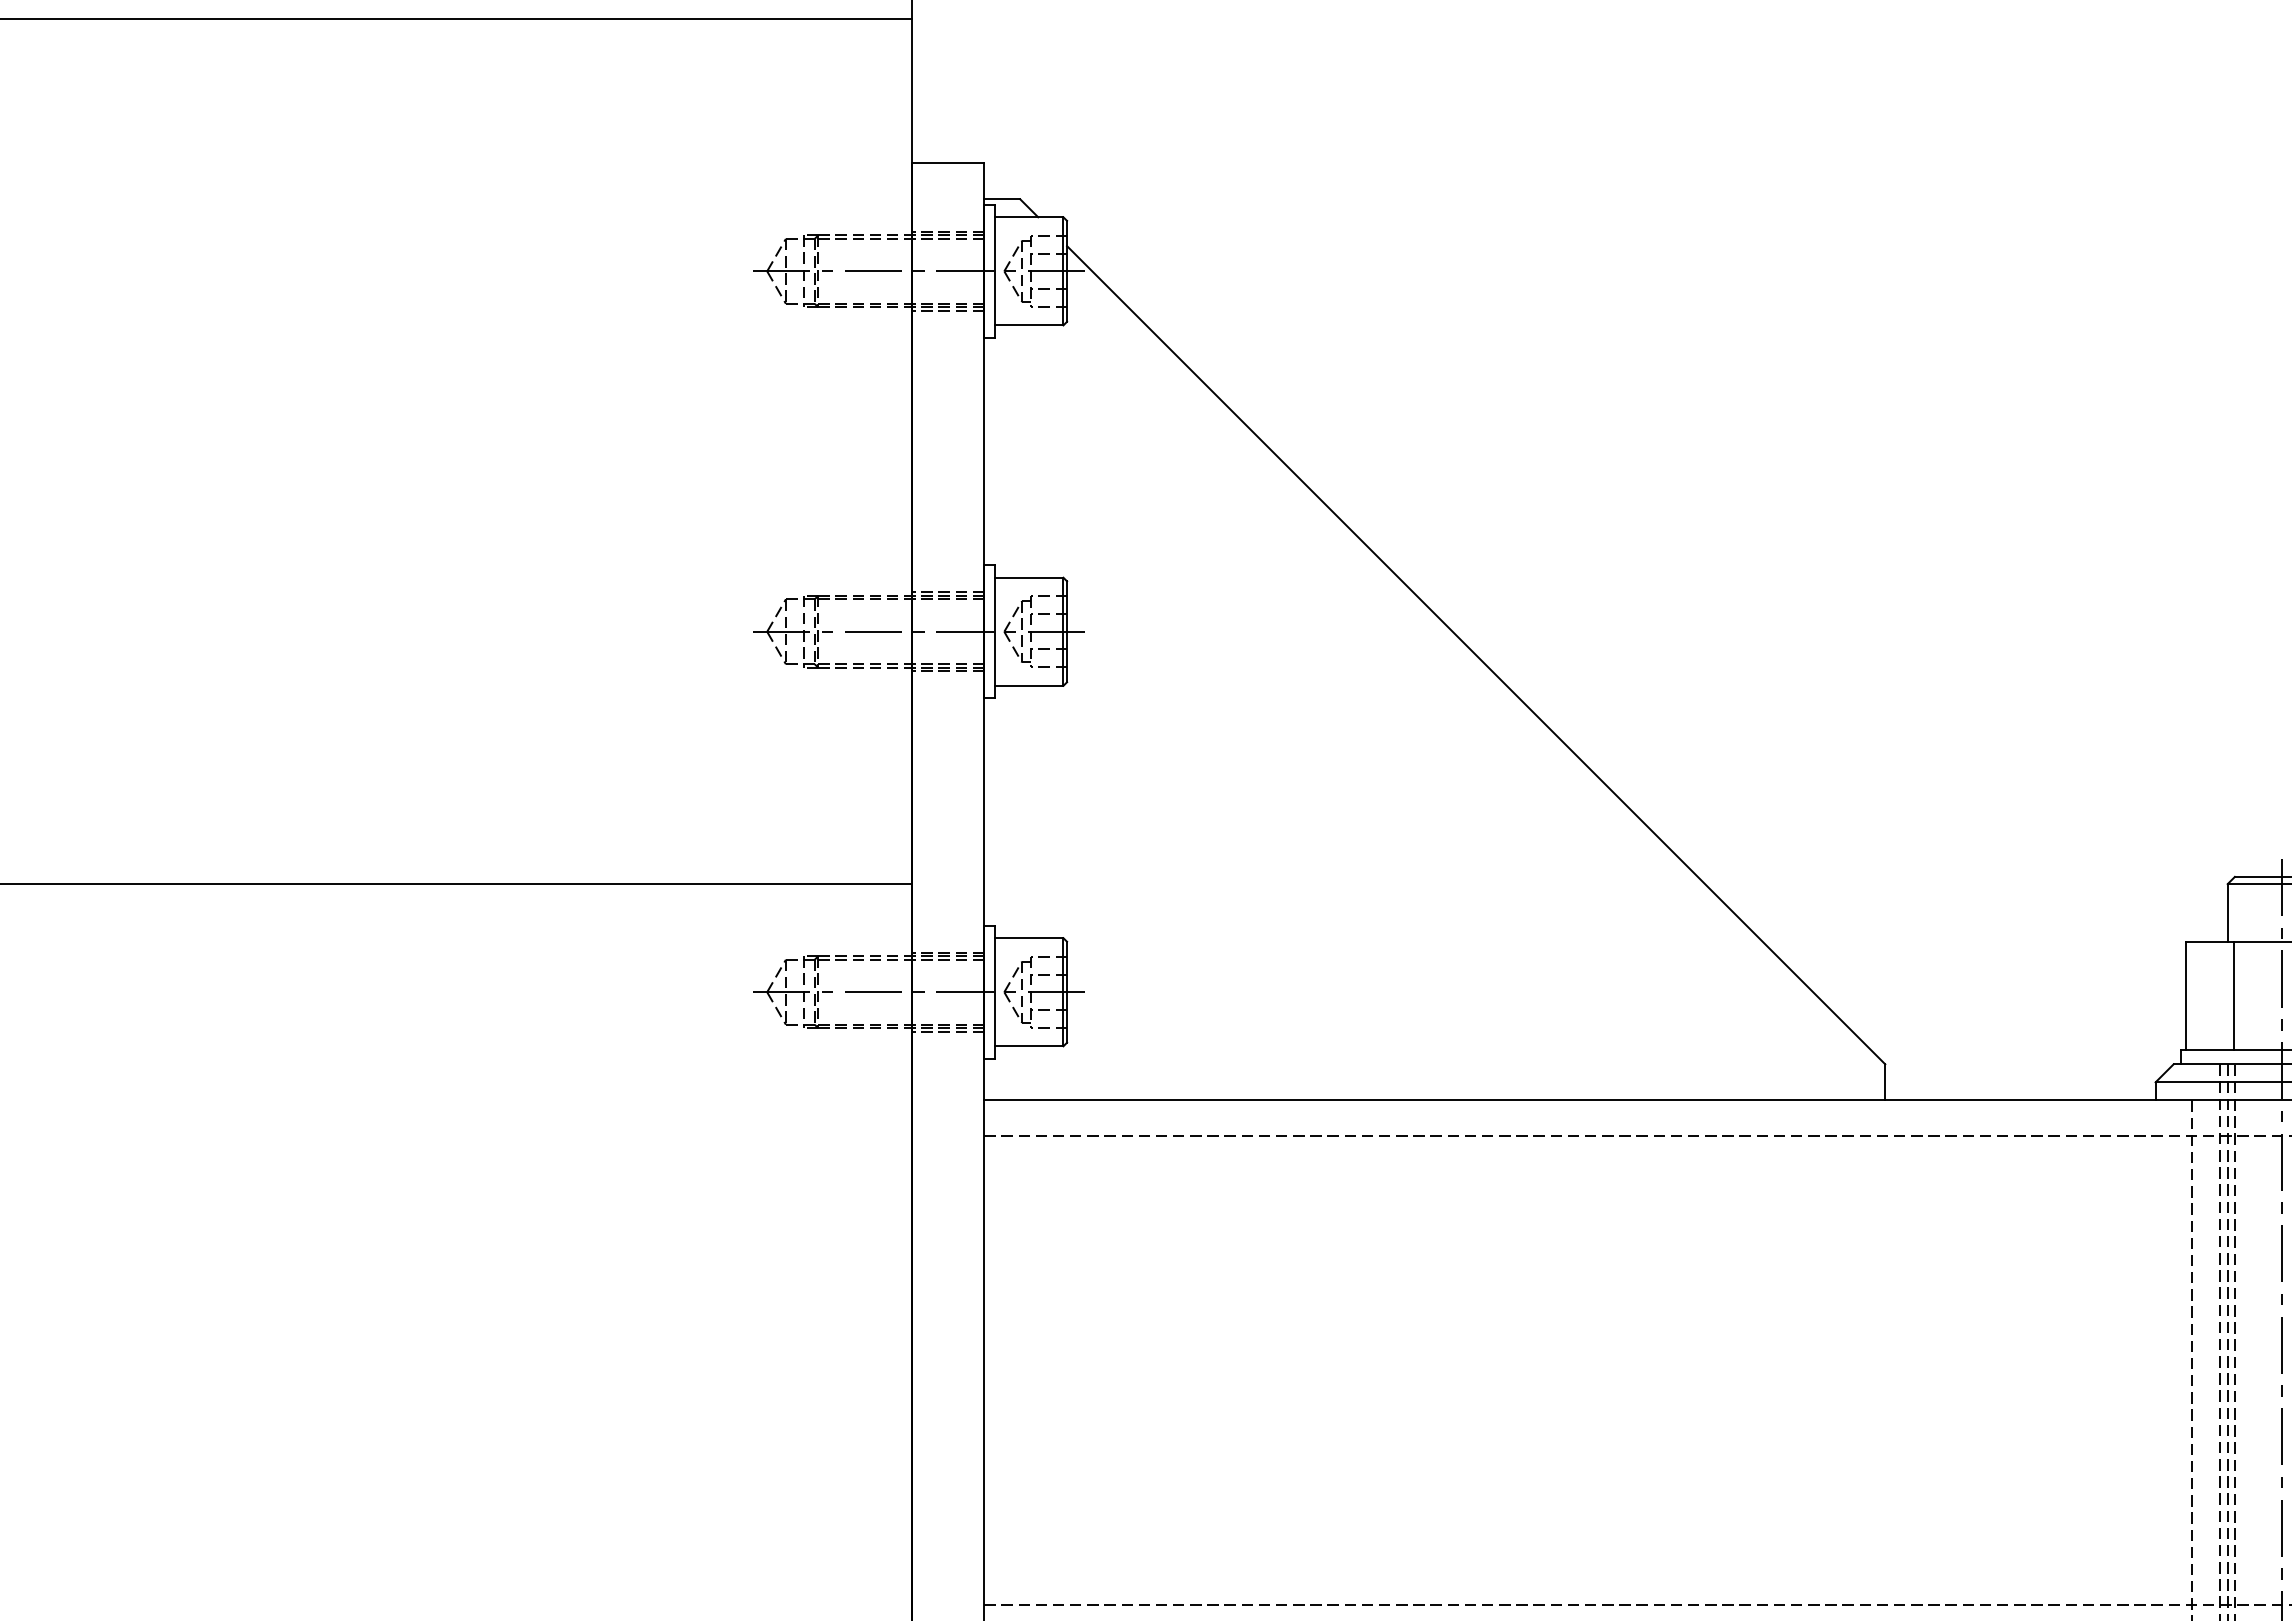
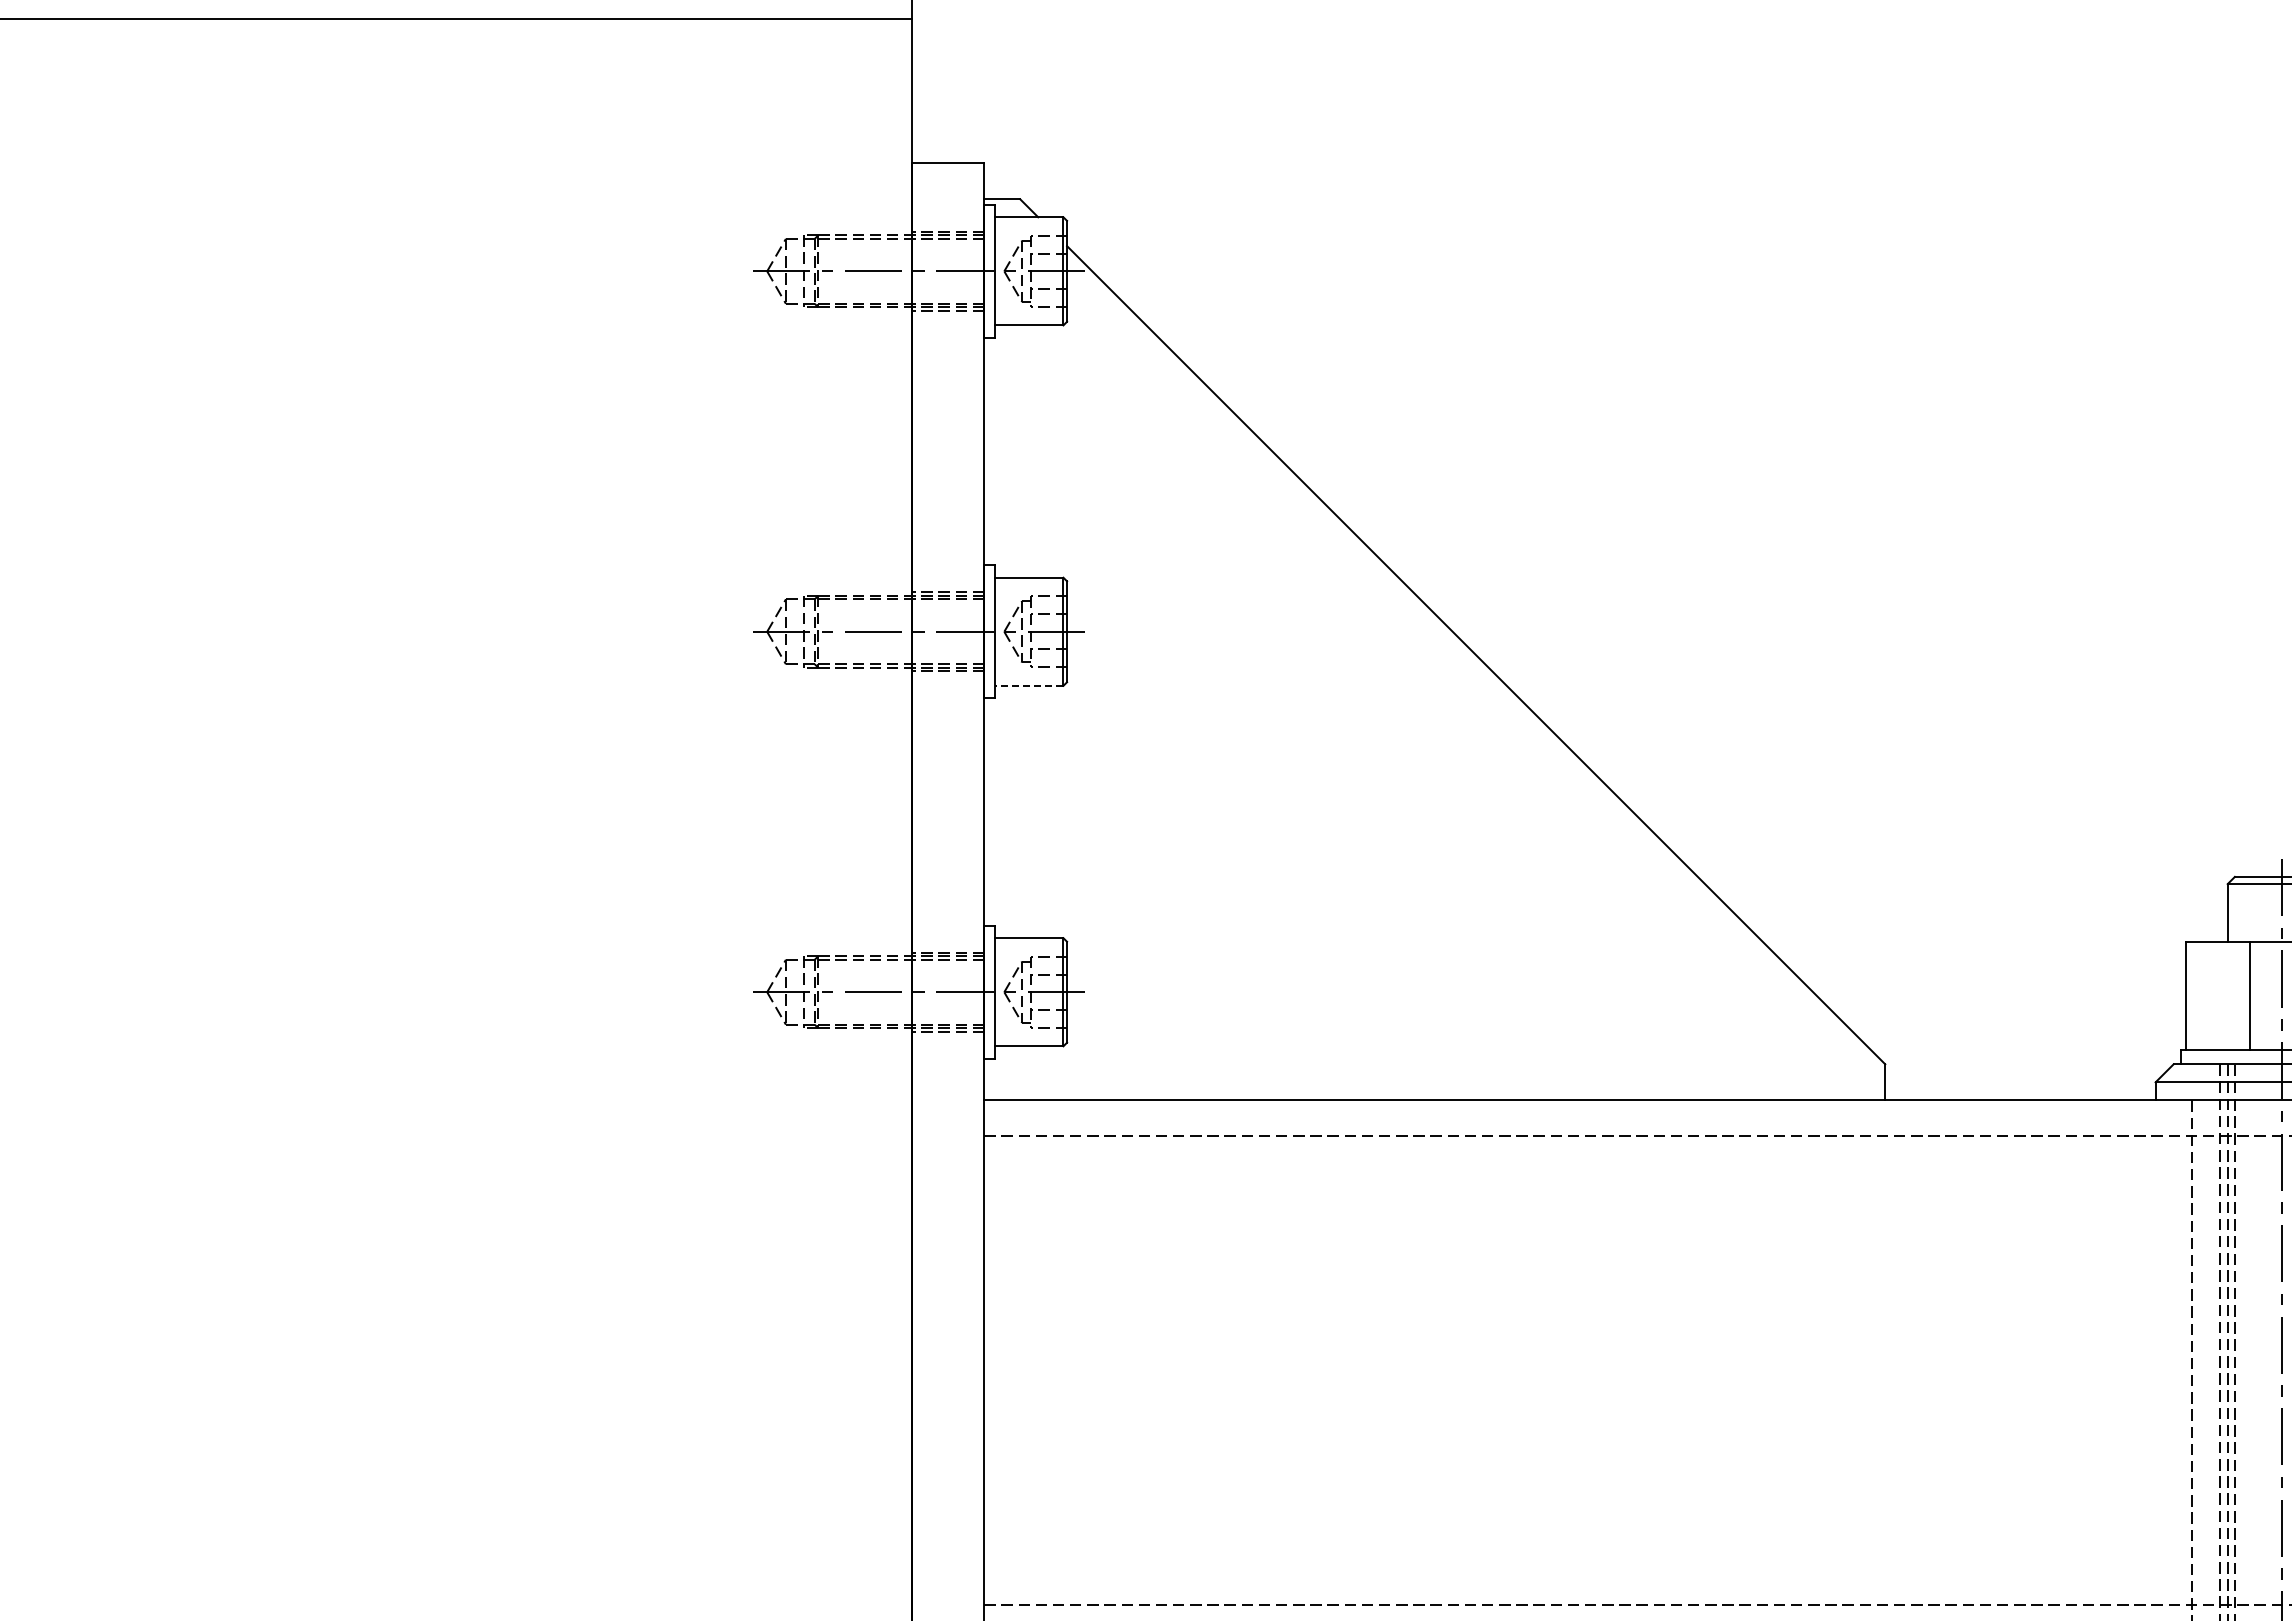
line: solid -> dashed (1028, 685)
line: present -> none (457, 884)
line position: (2233, 995) -> (2249, 995) (2249, 995)
